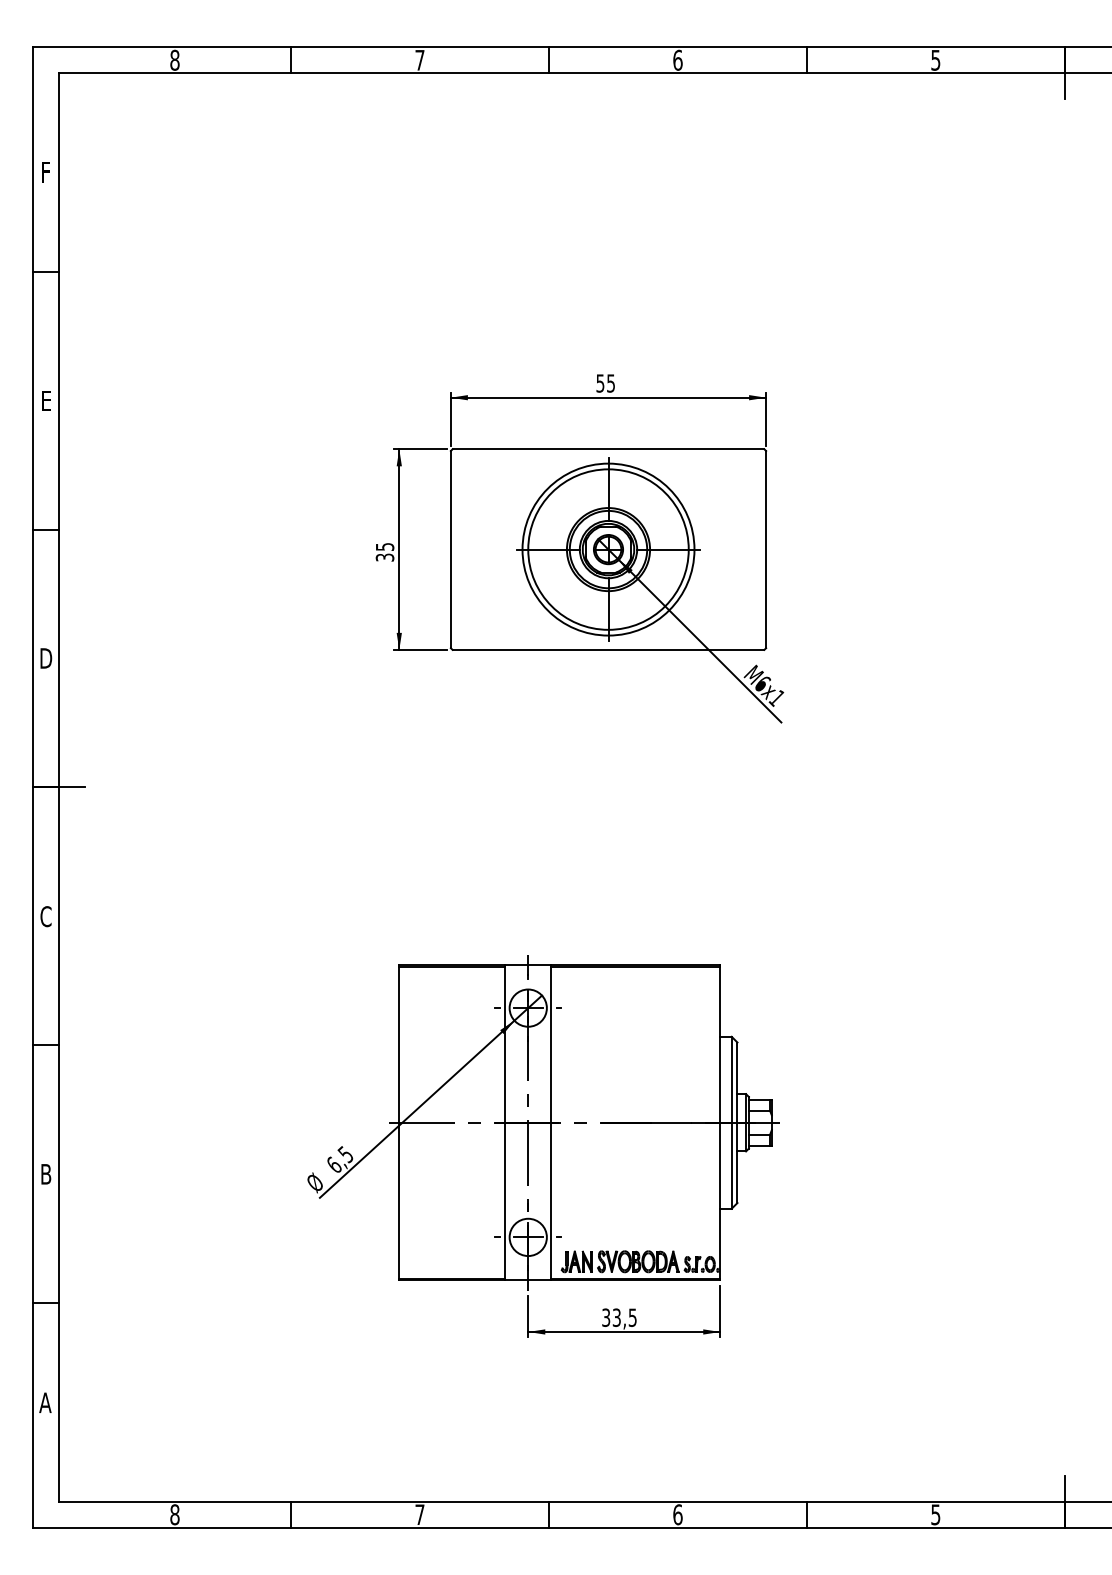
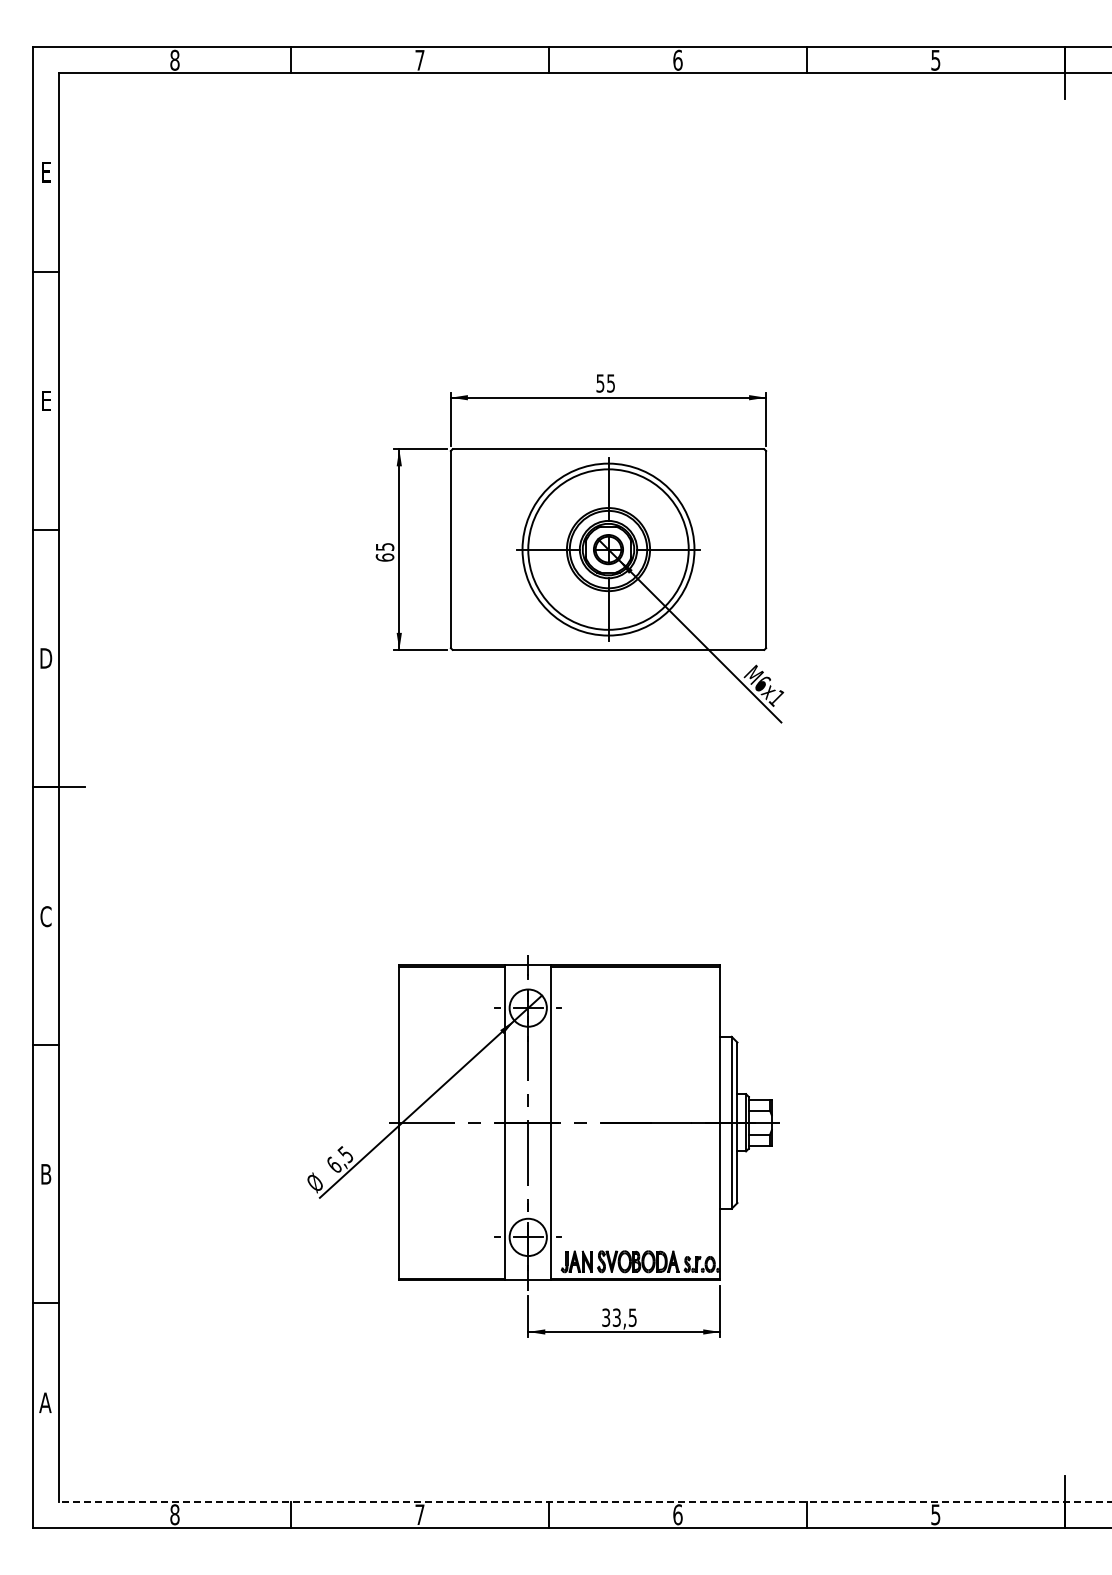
text: F -> E (47, 172)
text: 35 -> 65 (384, 557)
line: solid -> dashed (585, 1501)
